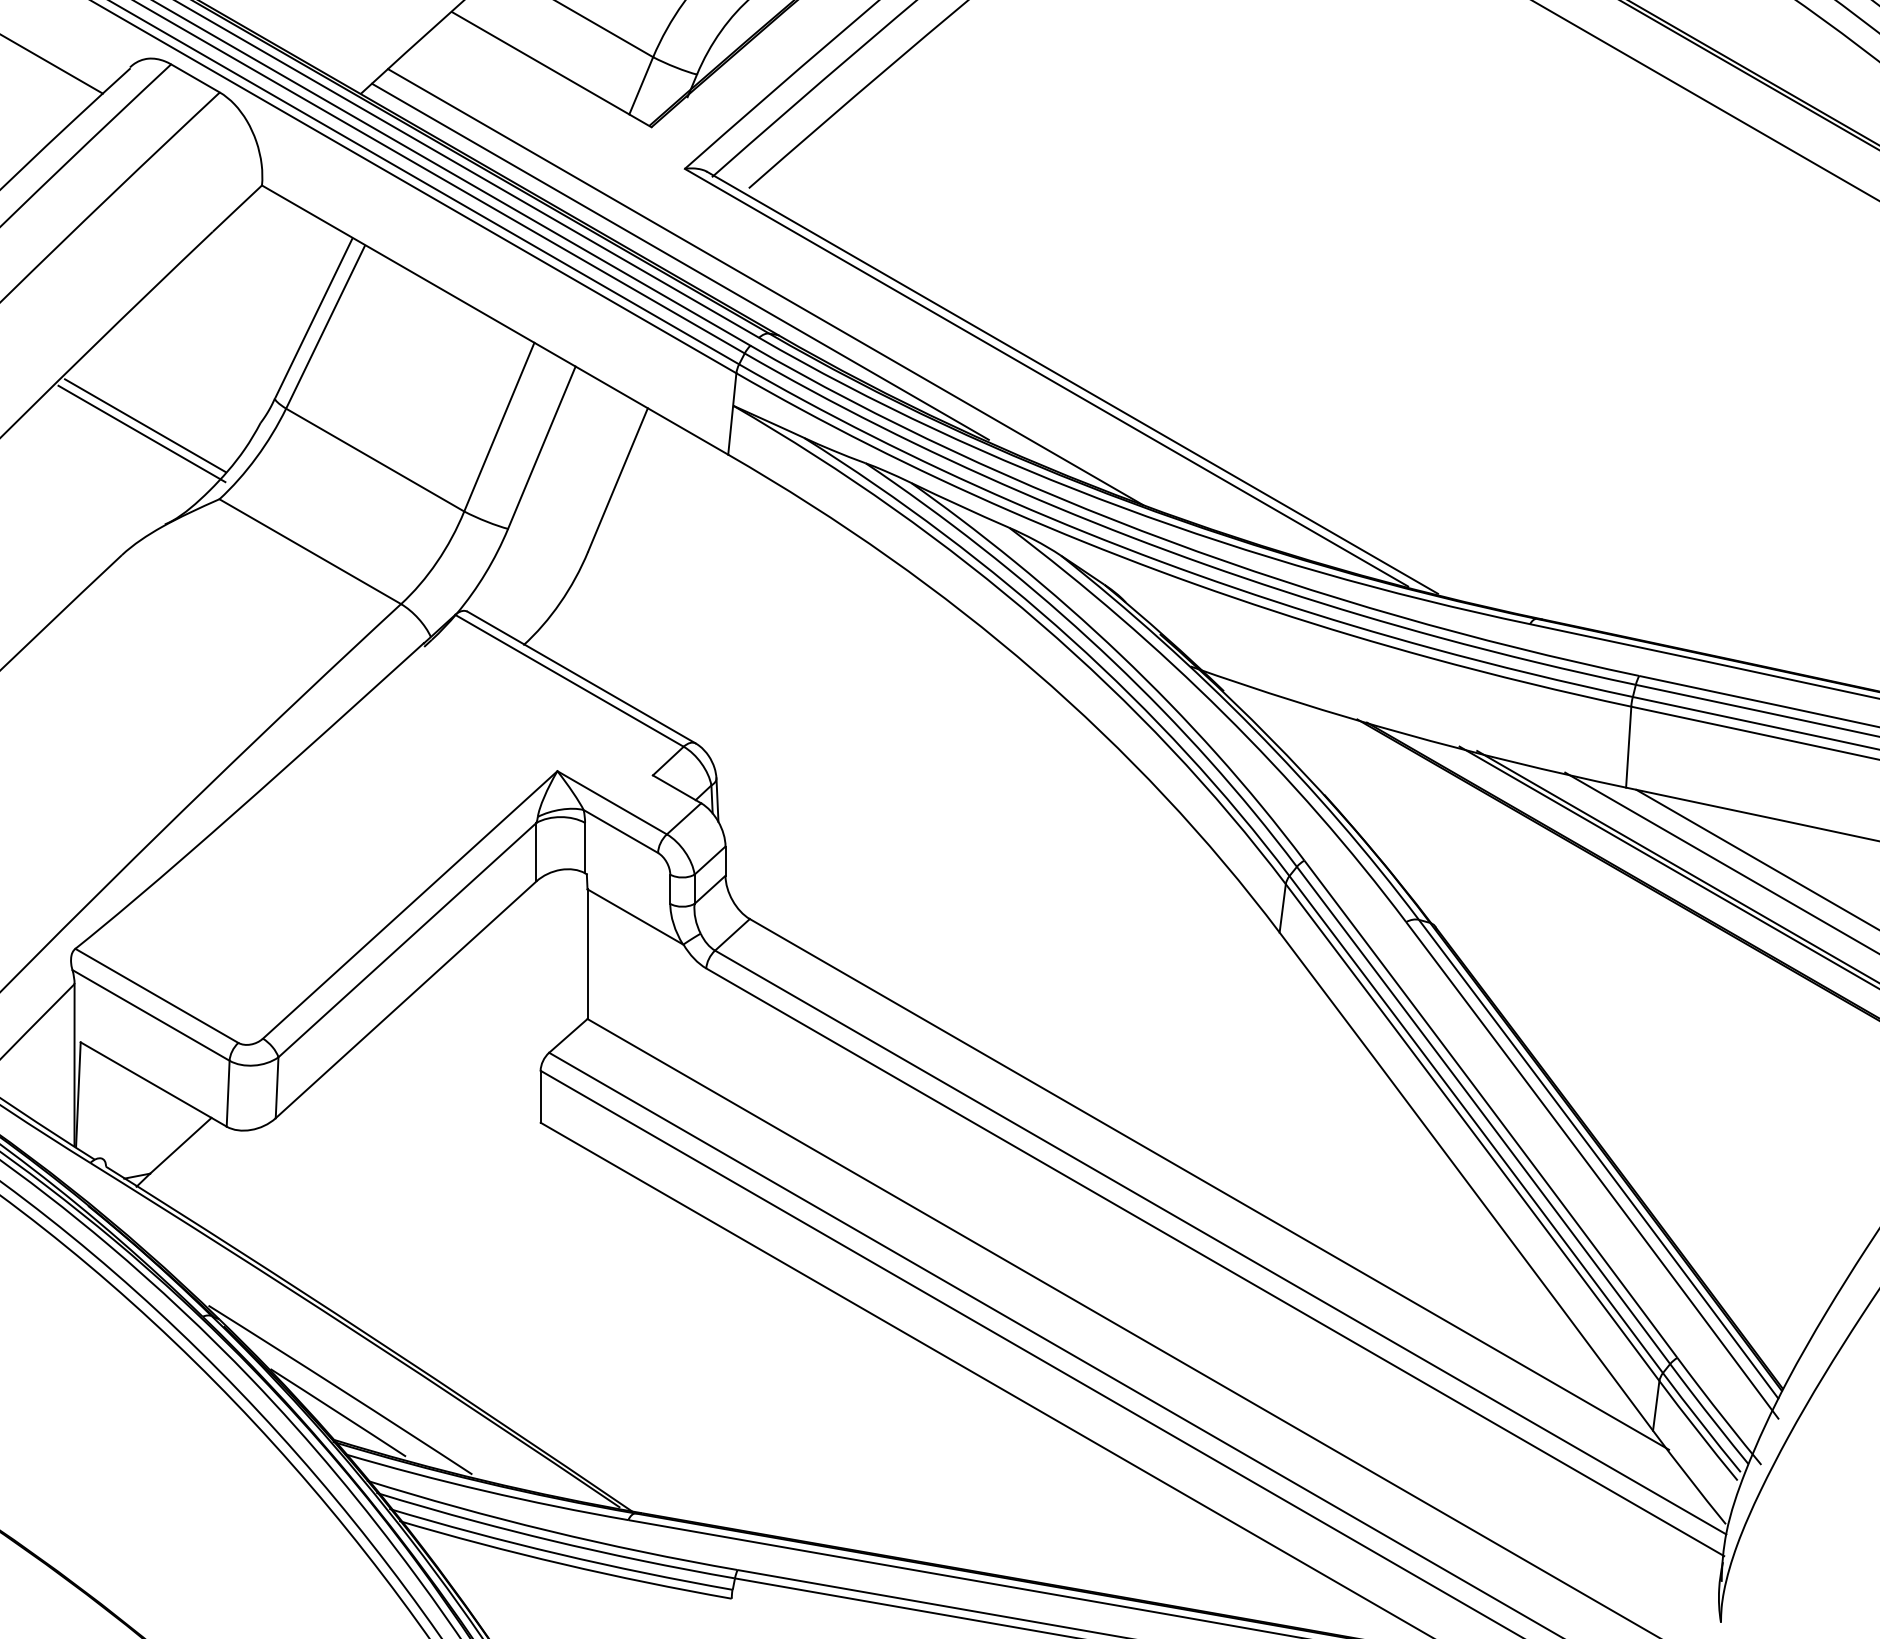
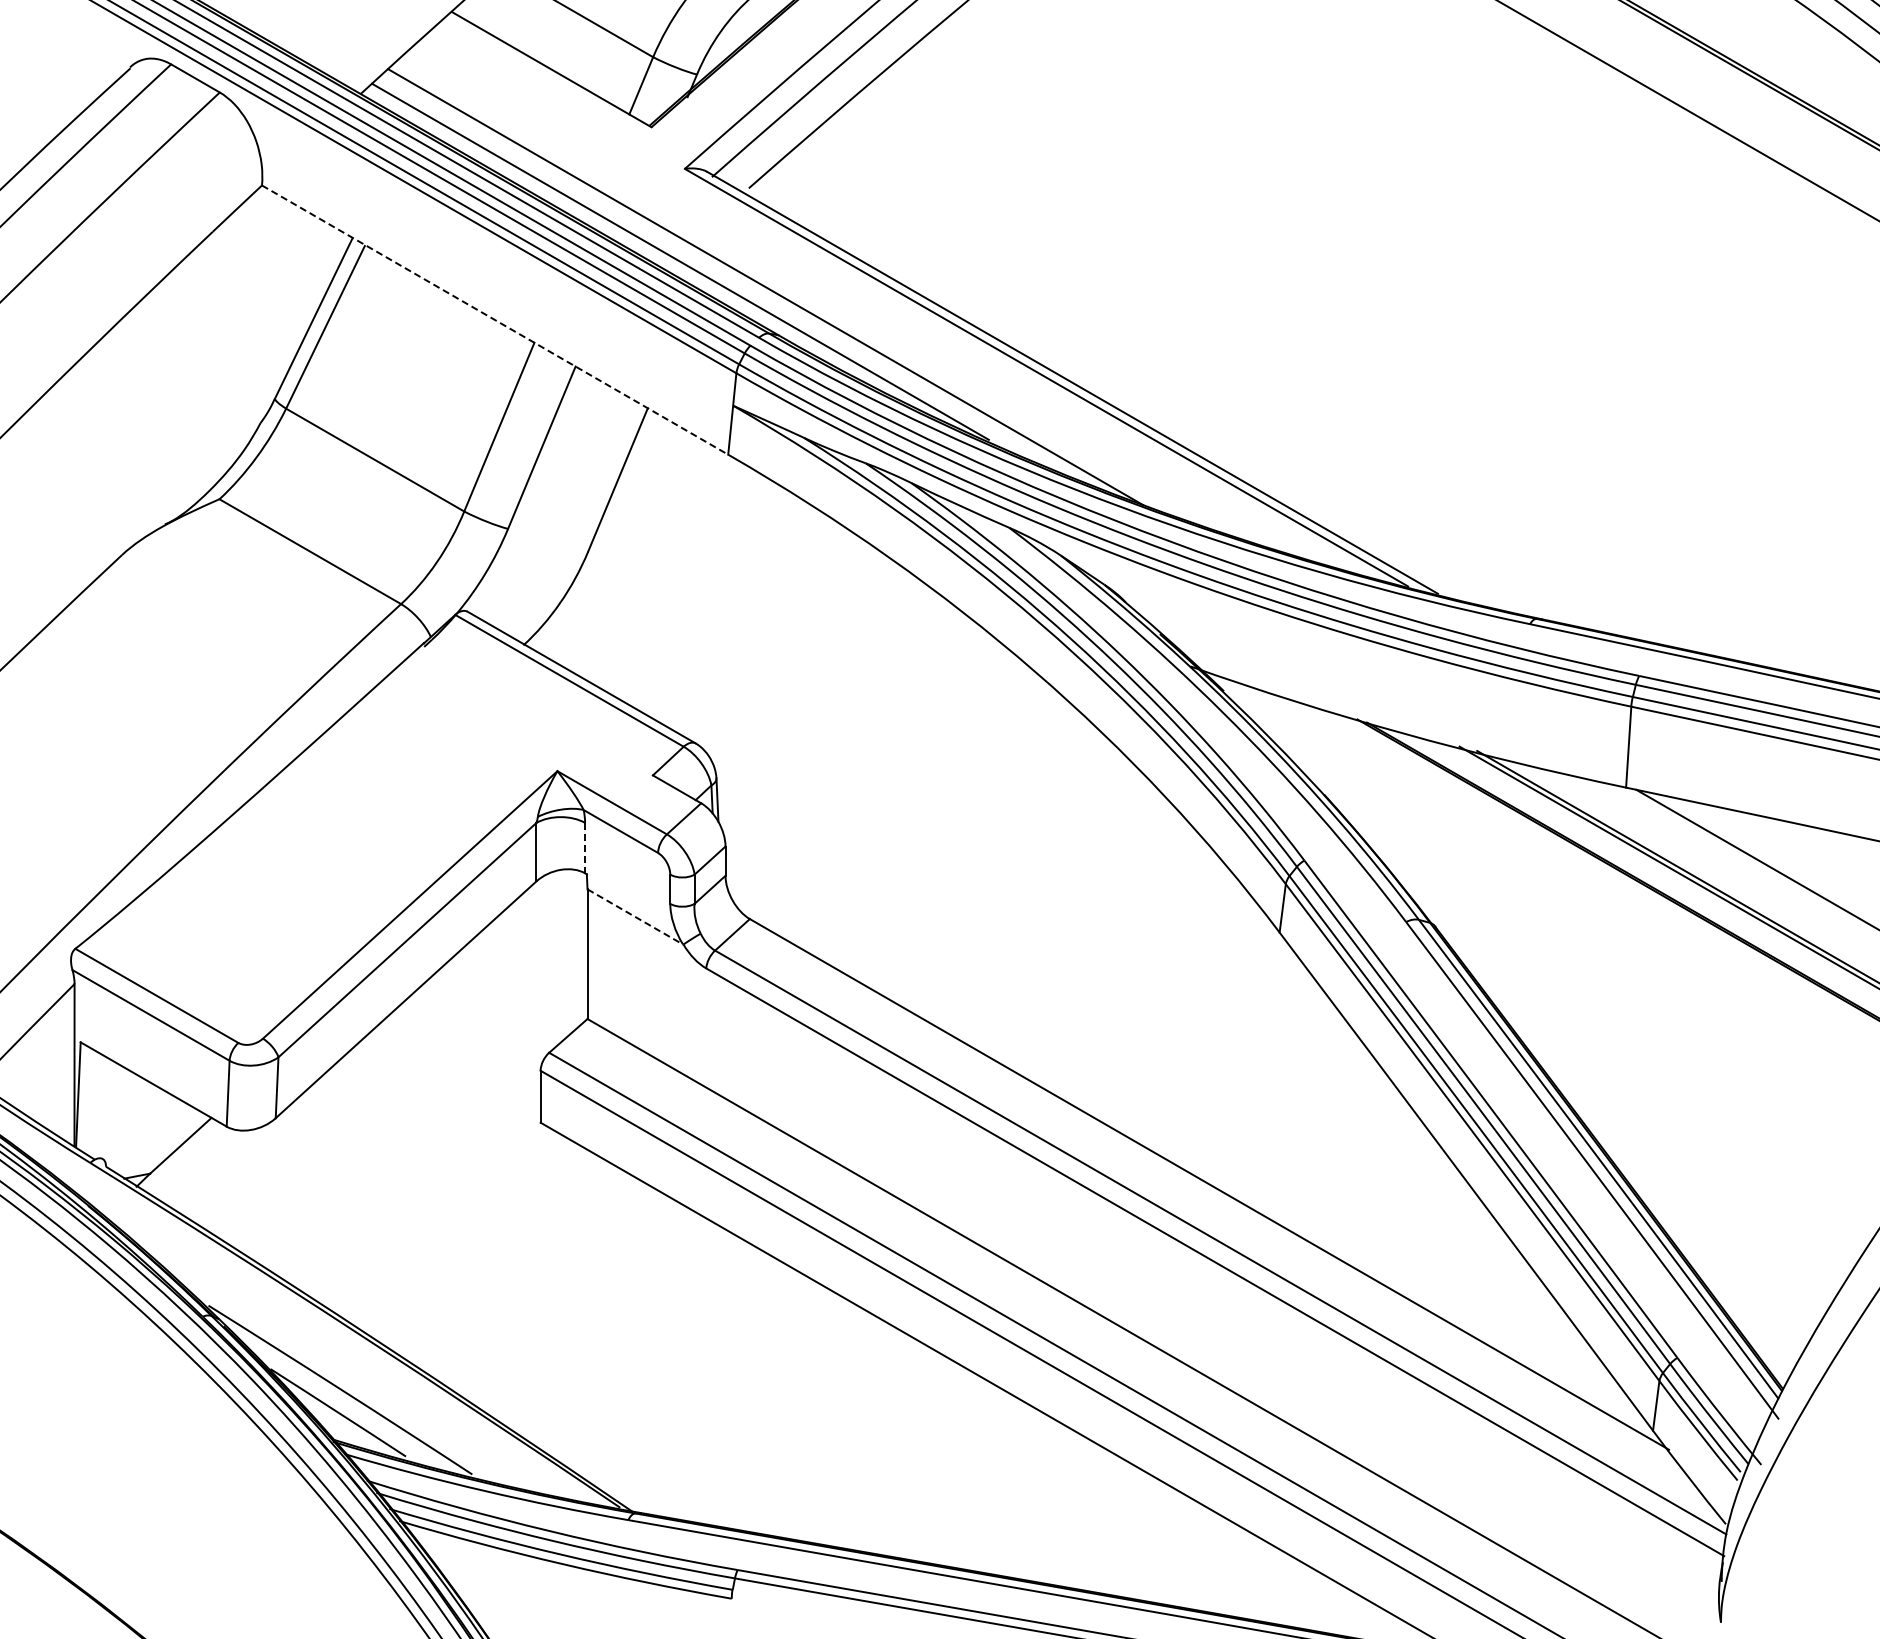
line: present -> none (52, 64)
line position: (1705, 100) -> (1688, 110) (1688, 110)
line: solid -> dashed (495, 320)
line: present -> none (145, 425)
line: present -> none (141, 433)
line: solid -> dashed (585, 848)
line: present -> none (1720, 862)
line: solid -> dashed (635, 917)
